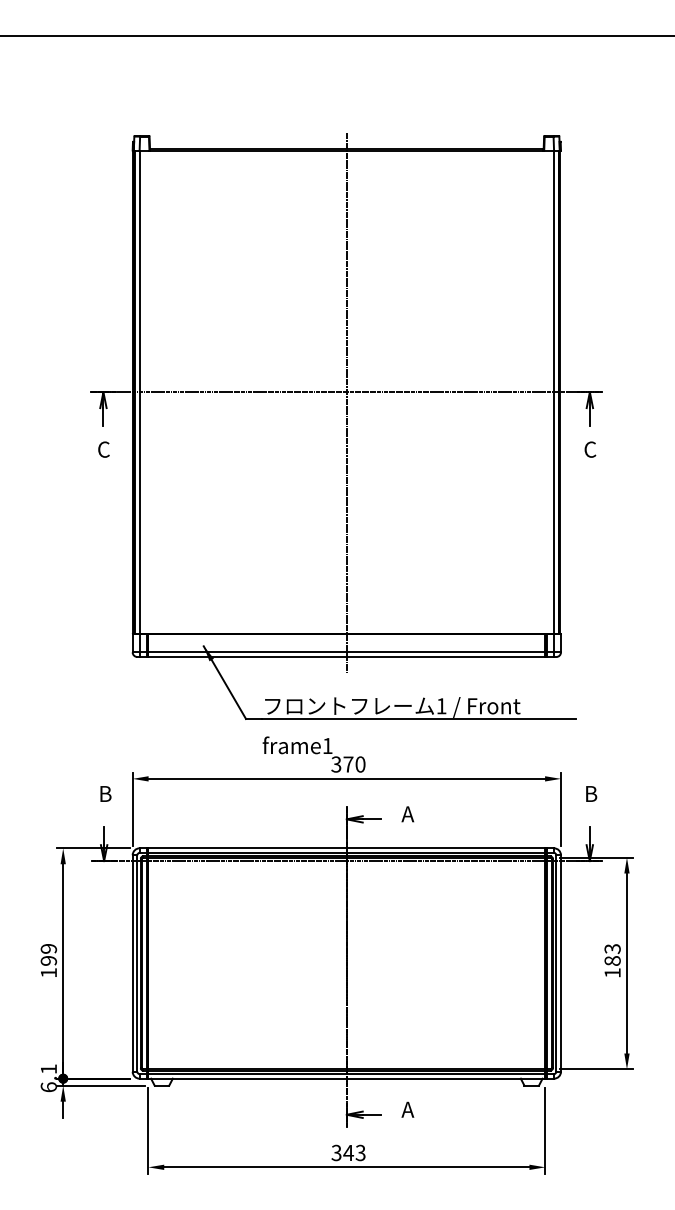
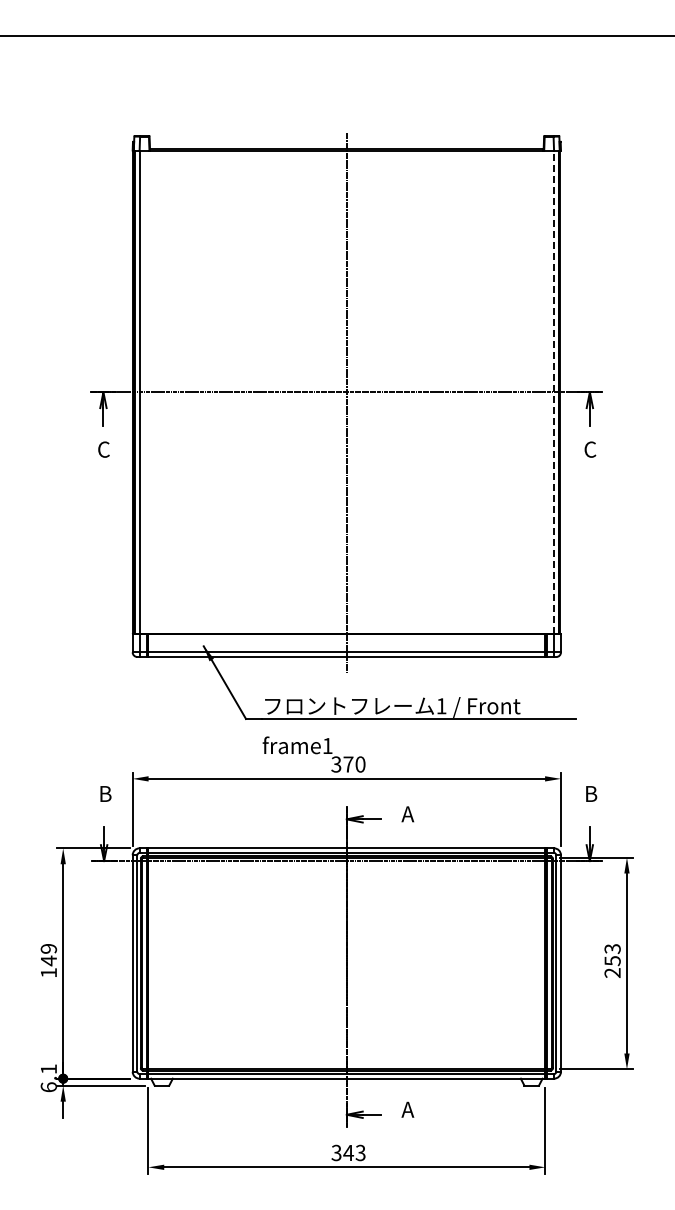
line: solid -> dashed (553, 392)
text: 199 -> 149 (48, 960)
text: 183 -> 253 (612, 966)
